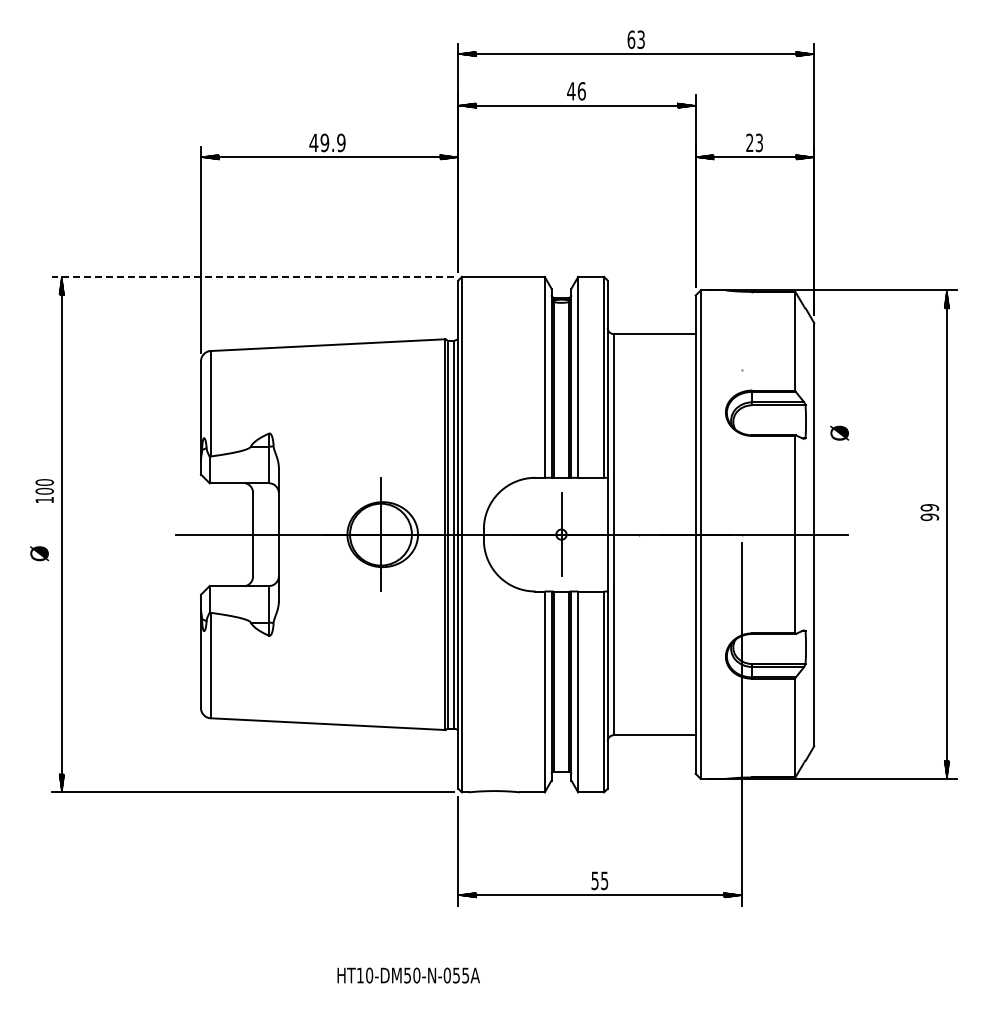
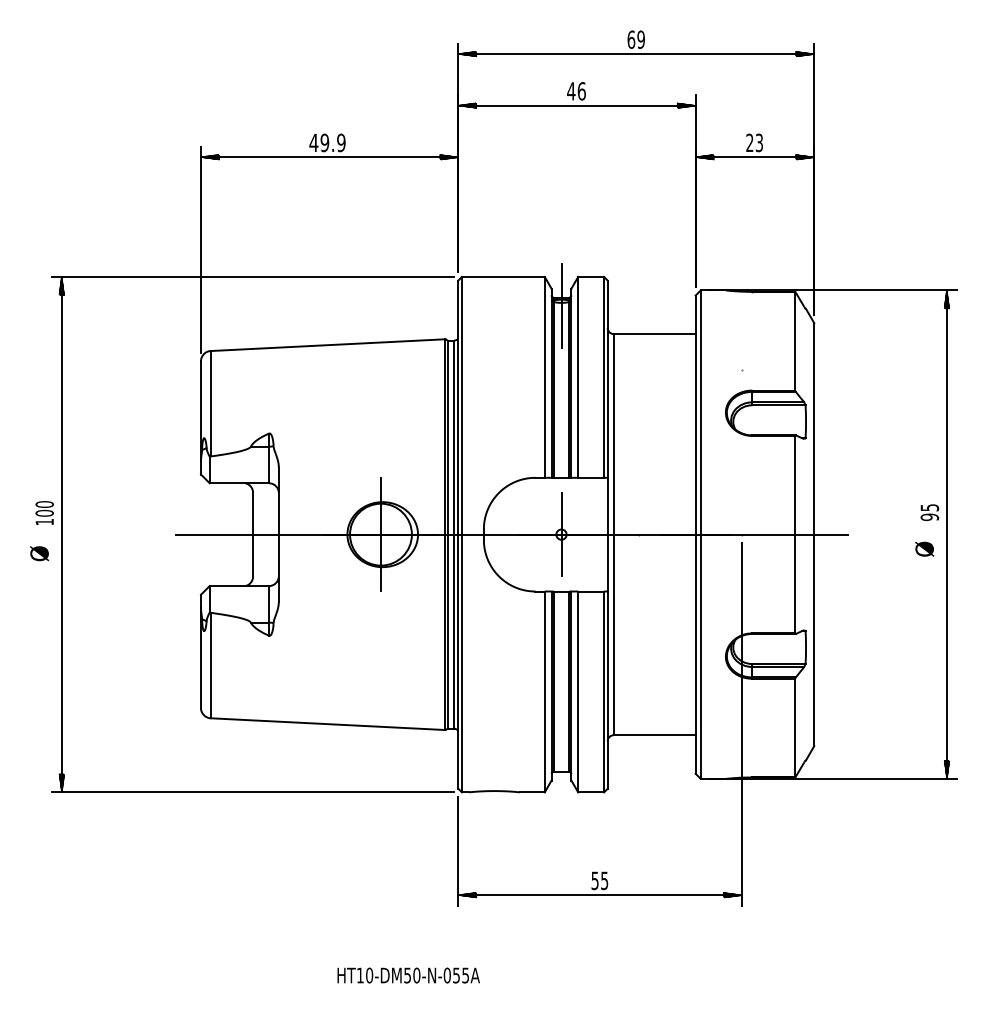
text: 63 -> 69 (640, 39)
line: dashed -> solid (252, 276)
line: none -> present (561, 305)
text position: (839, 432) -> (924, 548) (924, 548)
text position: (44, 490) -> (44, 512) (44, 512)
text: 99 -> 95 (929, 507)
